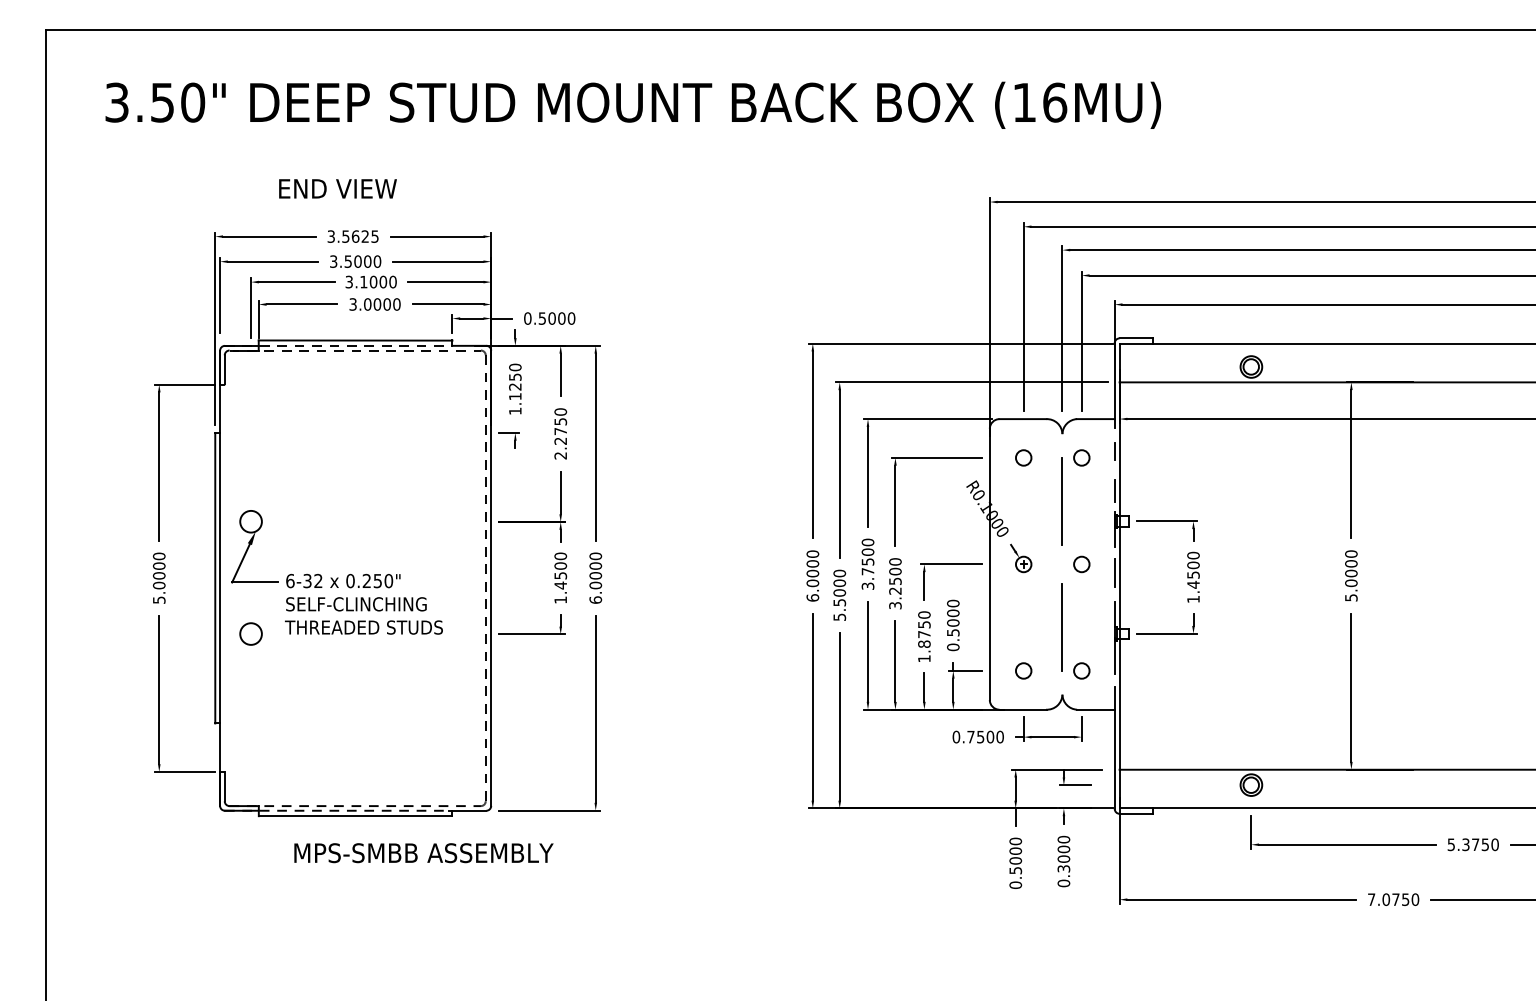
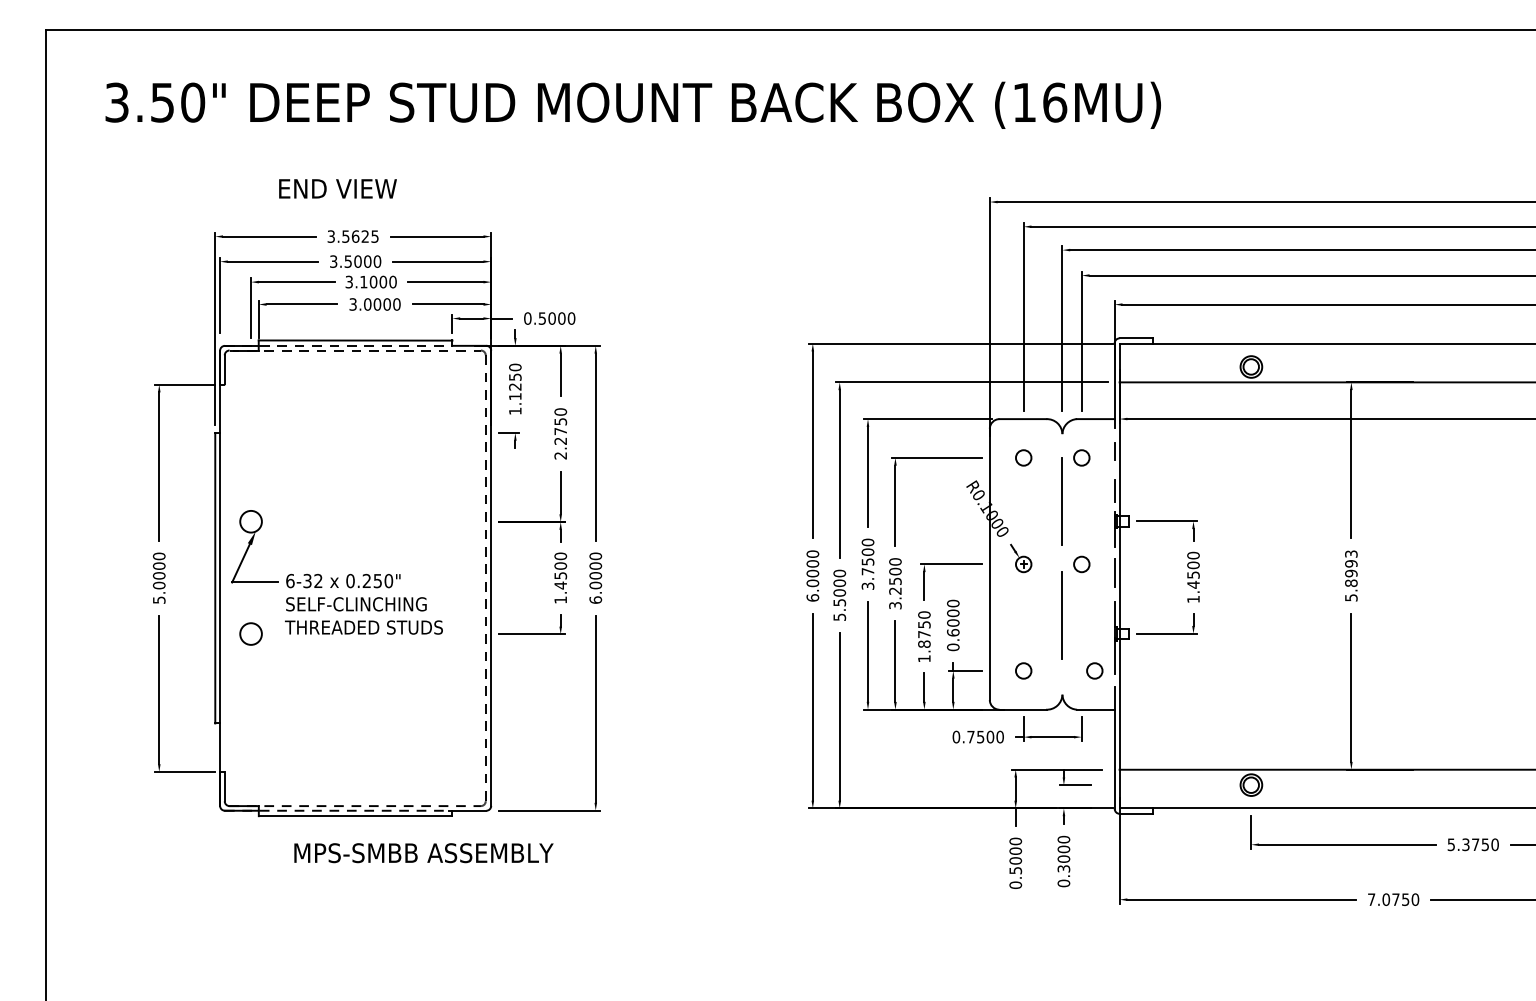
text: 5.0000 -> 5.8993 (1351, 568)
line position: (1061, 627) -> (1061, 615) (1061, 615)
text: 0.5000 -> 0.6000 (953, 632)
circle position: (1081, 670) -> (1094, 670) (1094, 670)
